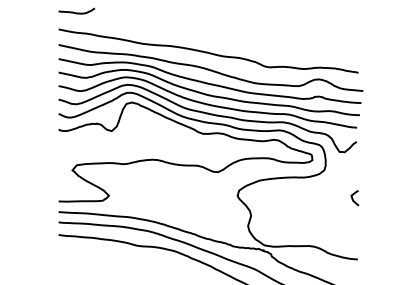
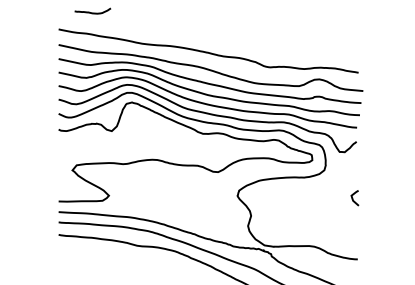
curve position: (76, 12) -> (92, 12) (92, 12)
